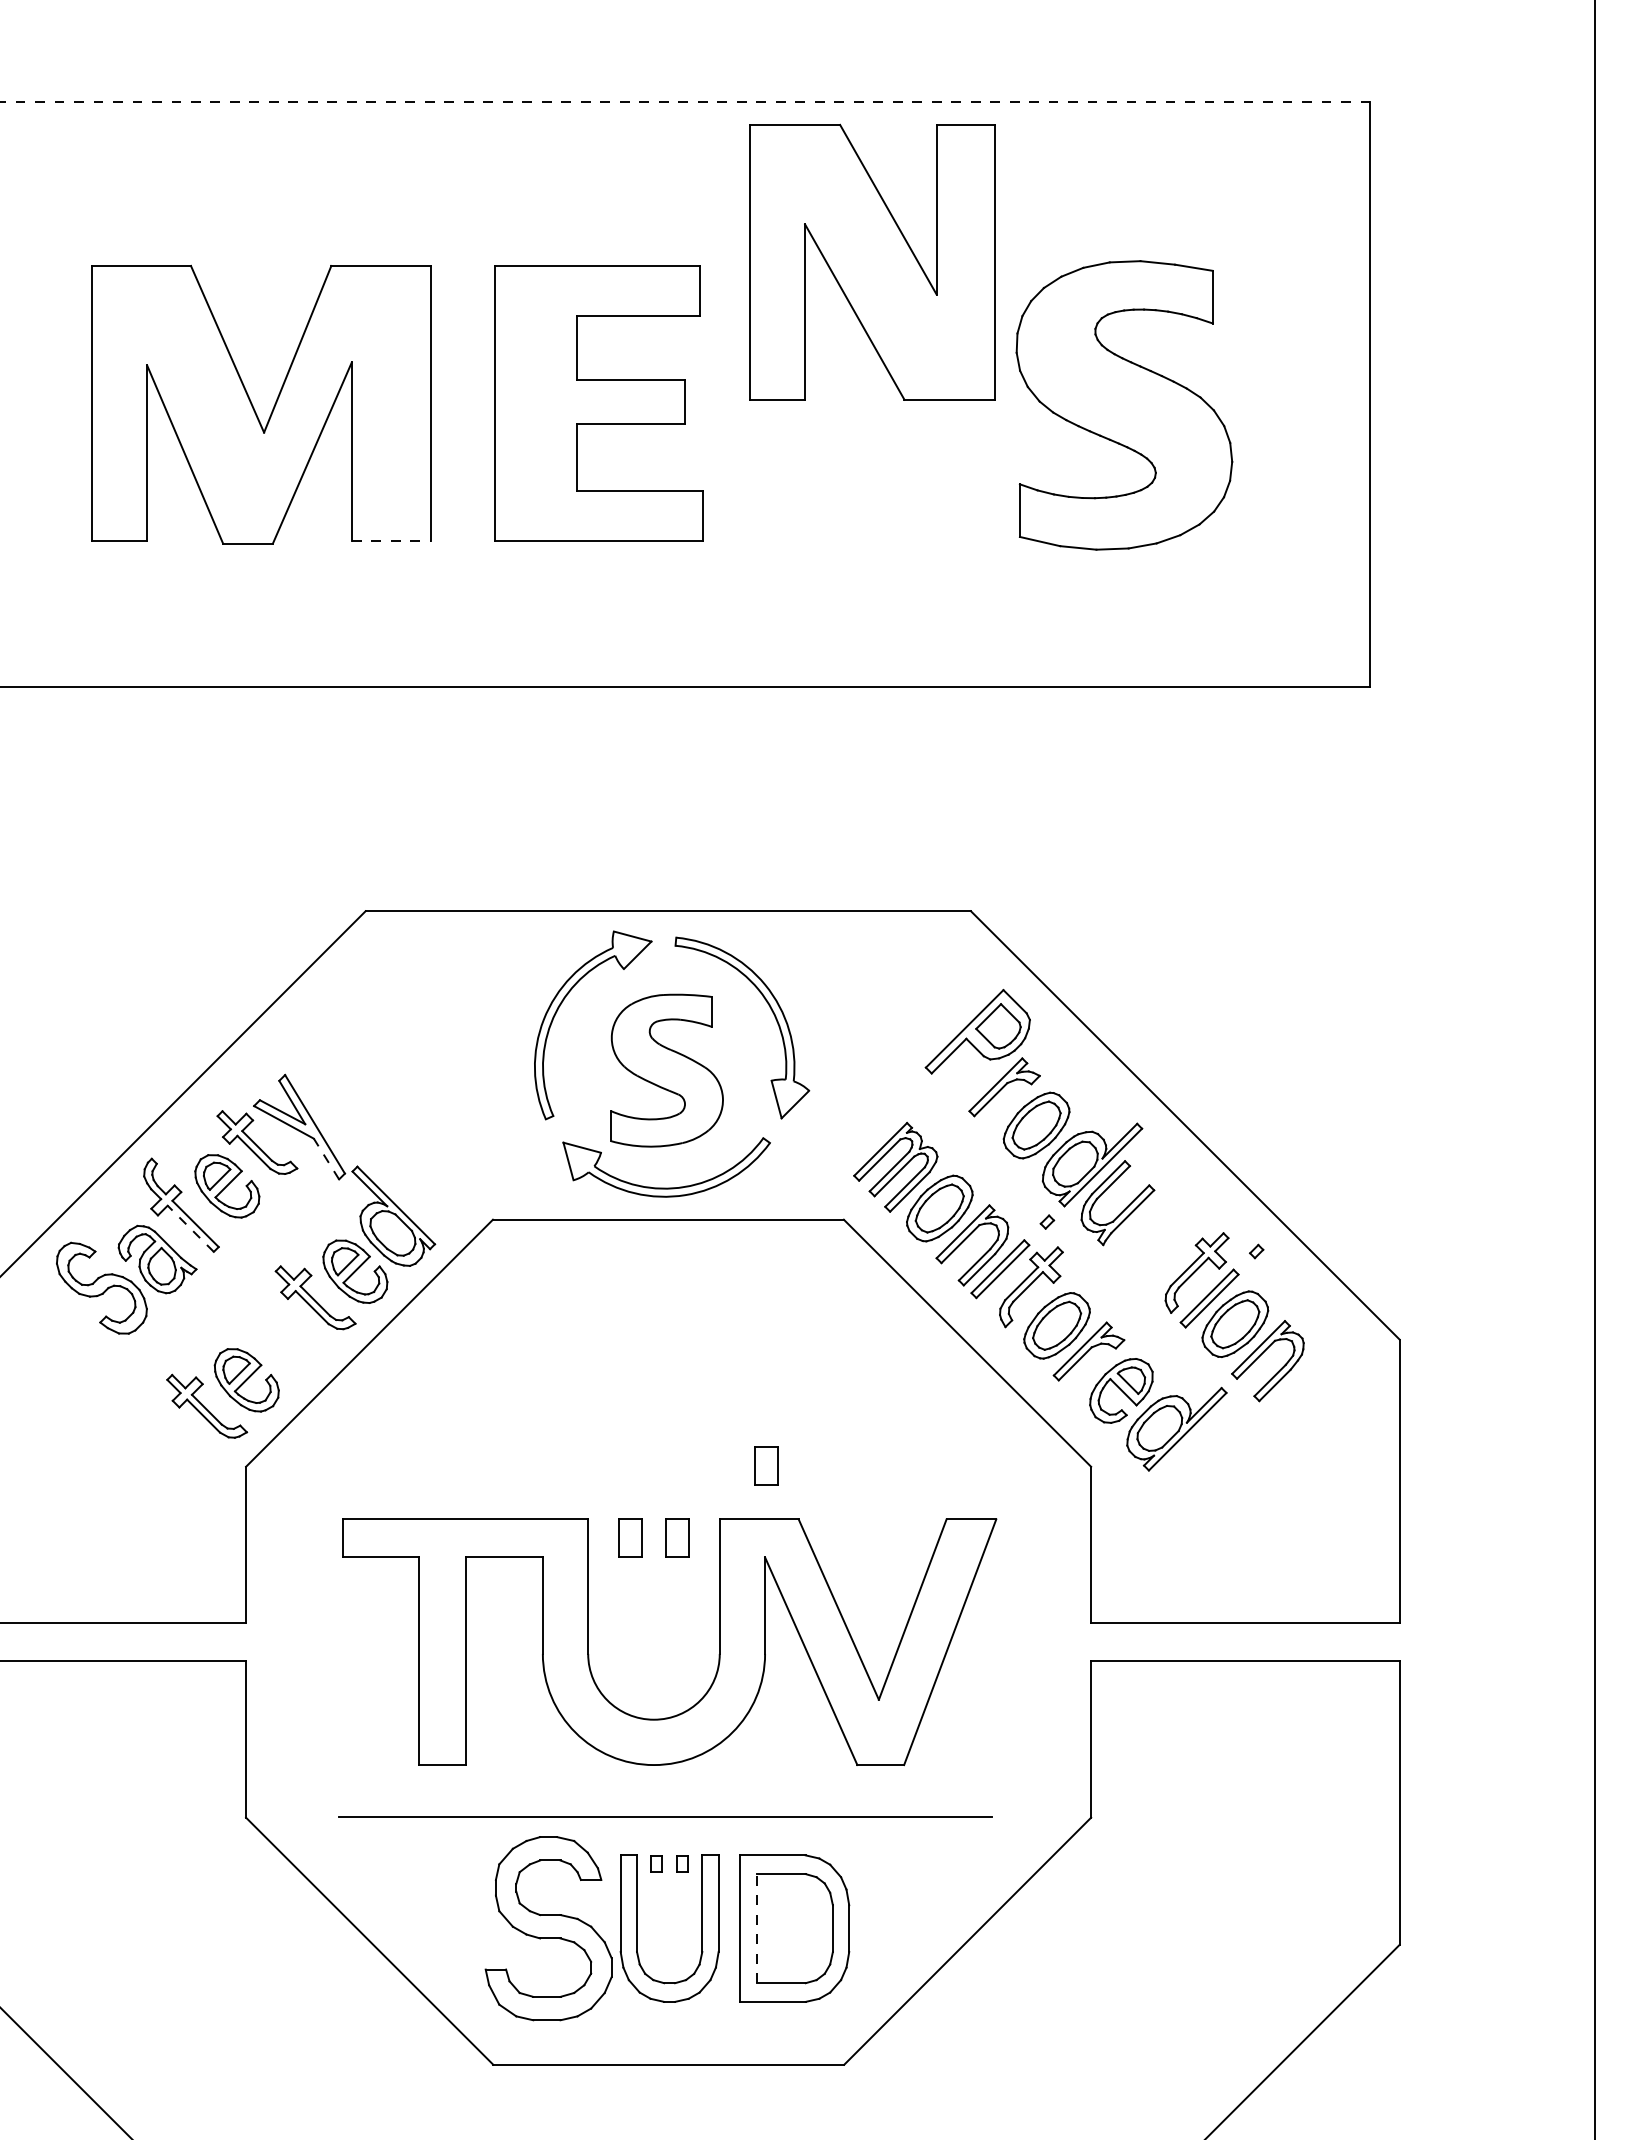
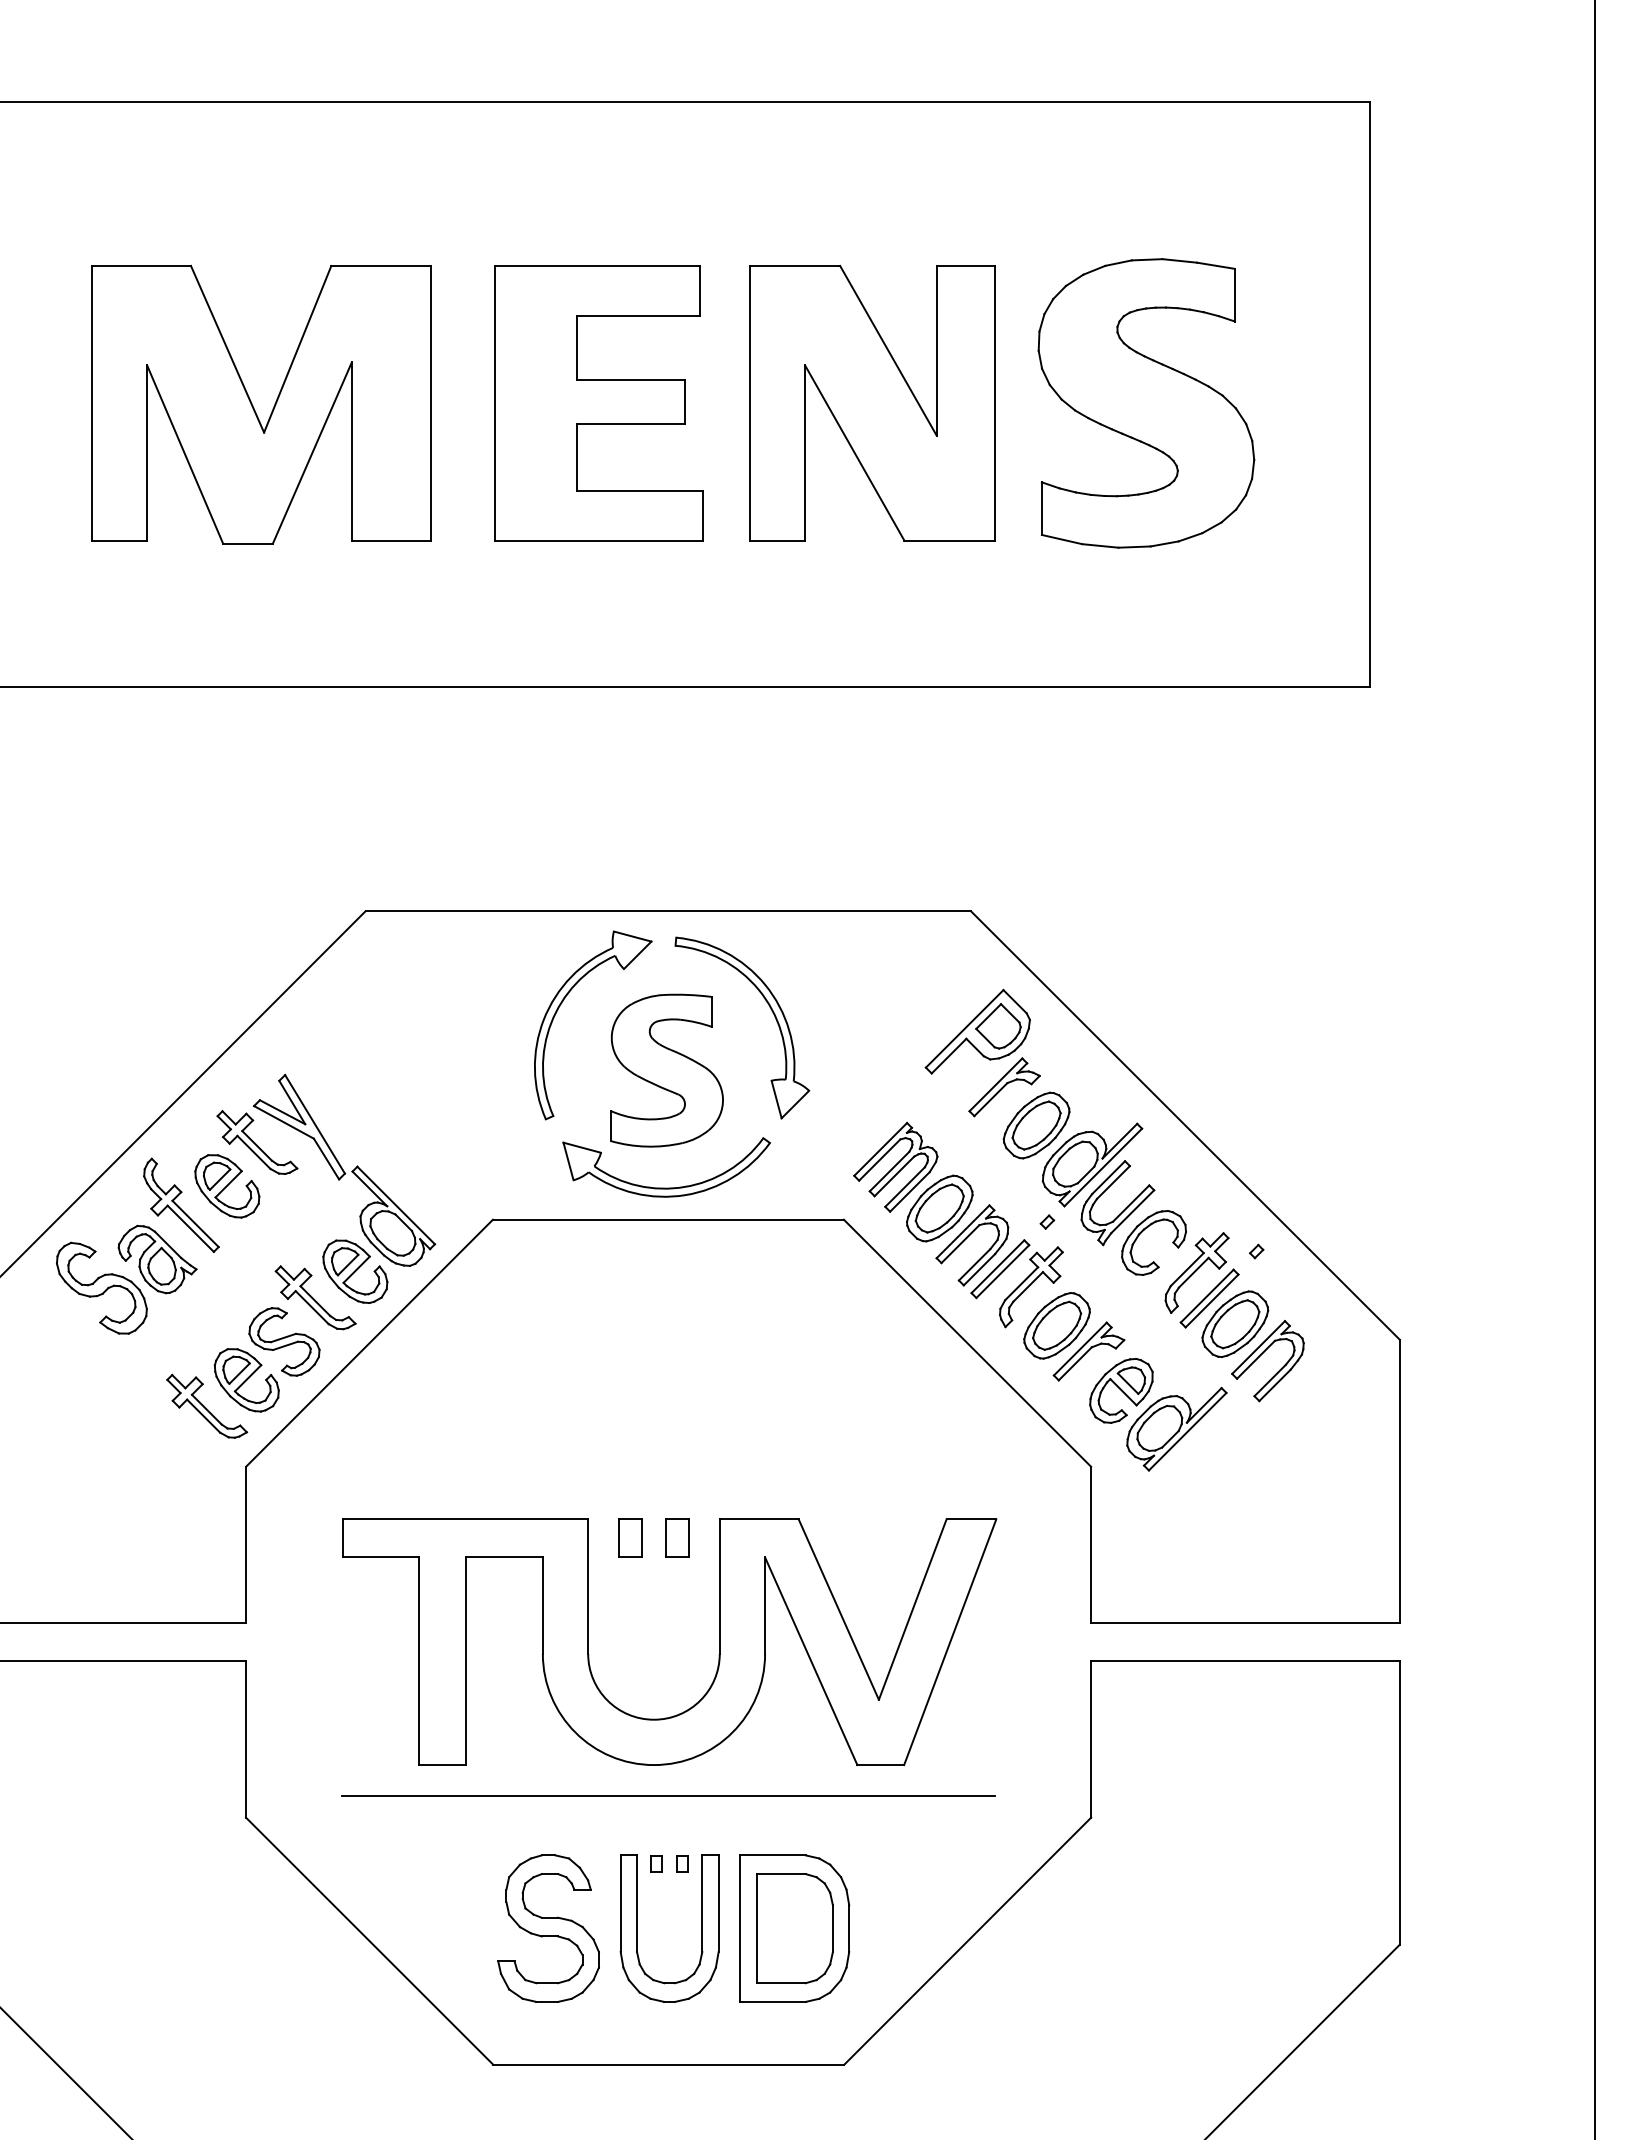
line: dashed -> solid (685, 102)
part position: (872, 261) -> (872, 402) (872, 402)
part position: (1124, 405) -> (1146, 403) (1146, 403)
line: dashed -> solid (391, 540)
line: dashed -> solid (326, 1159)
line: dashed -> solid (190, 1228)
part: none -> present (1143, 1231)
part: none -> present (284, 1341)
part: present -> none (766, 1465)
line position: (665, 1816) -> (668, 1795) (668, 1795)
part size: 129x186 px -> 103x149 px (548, 1928)
line: dashed -> solid (756, 1928)
